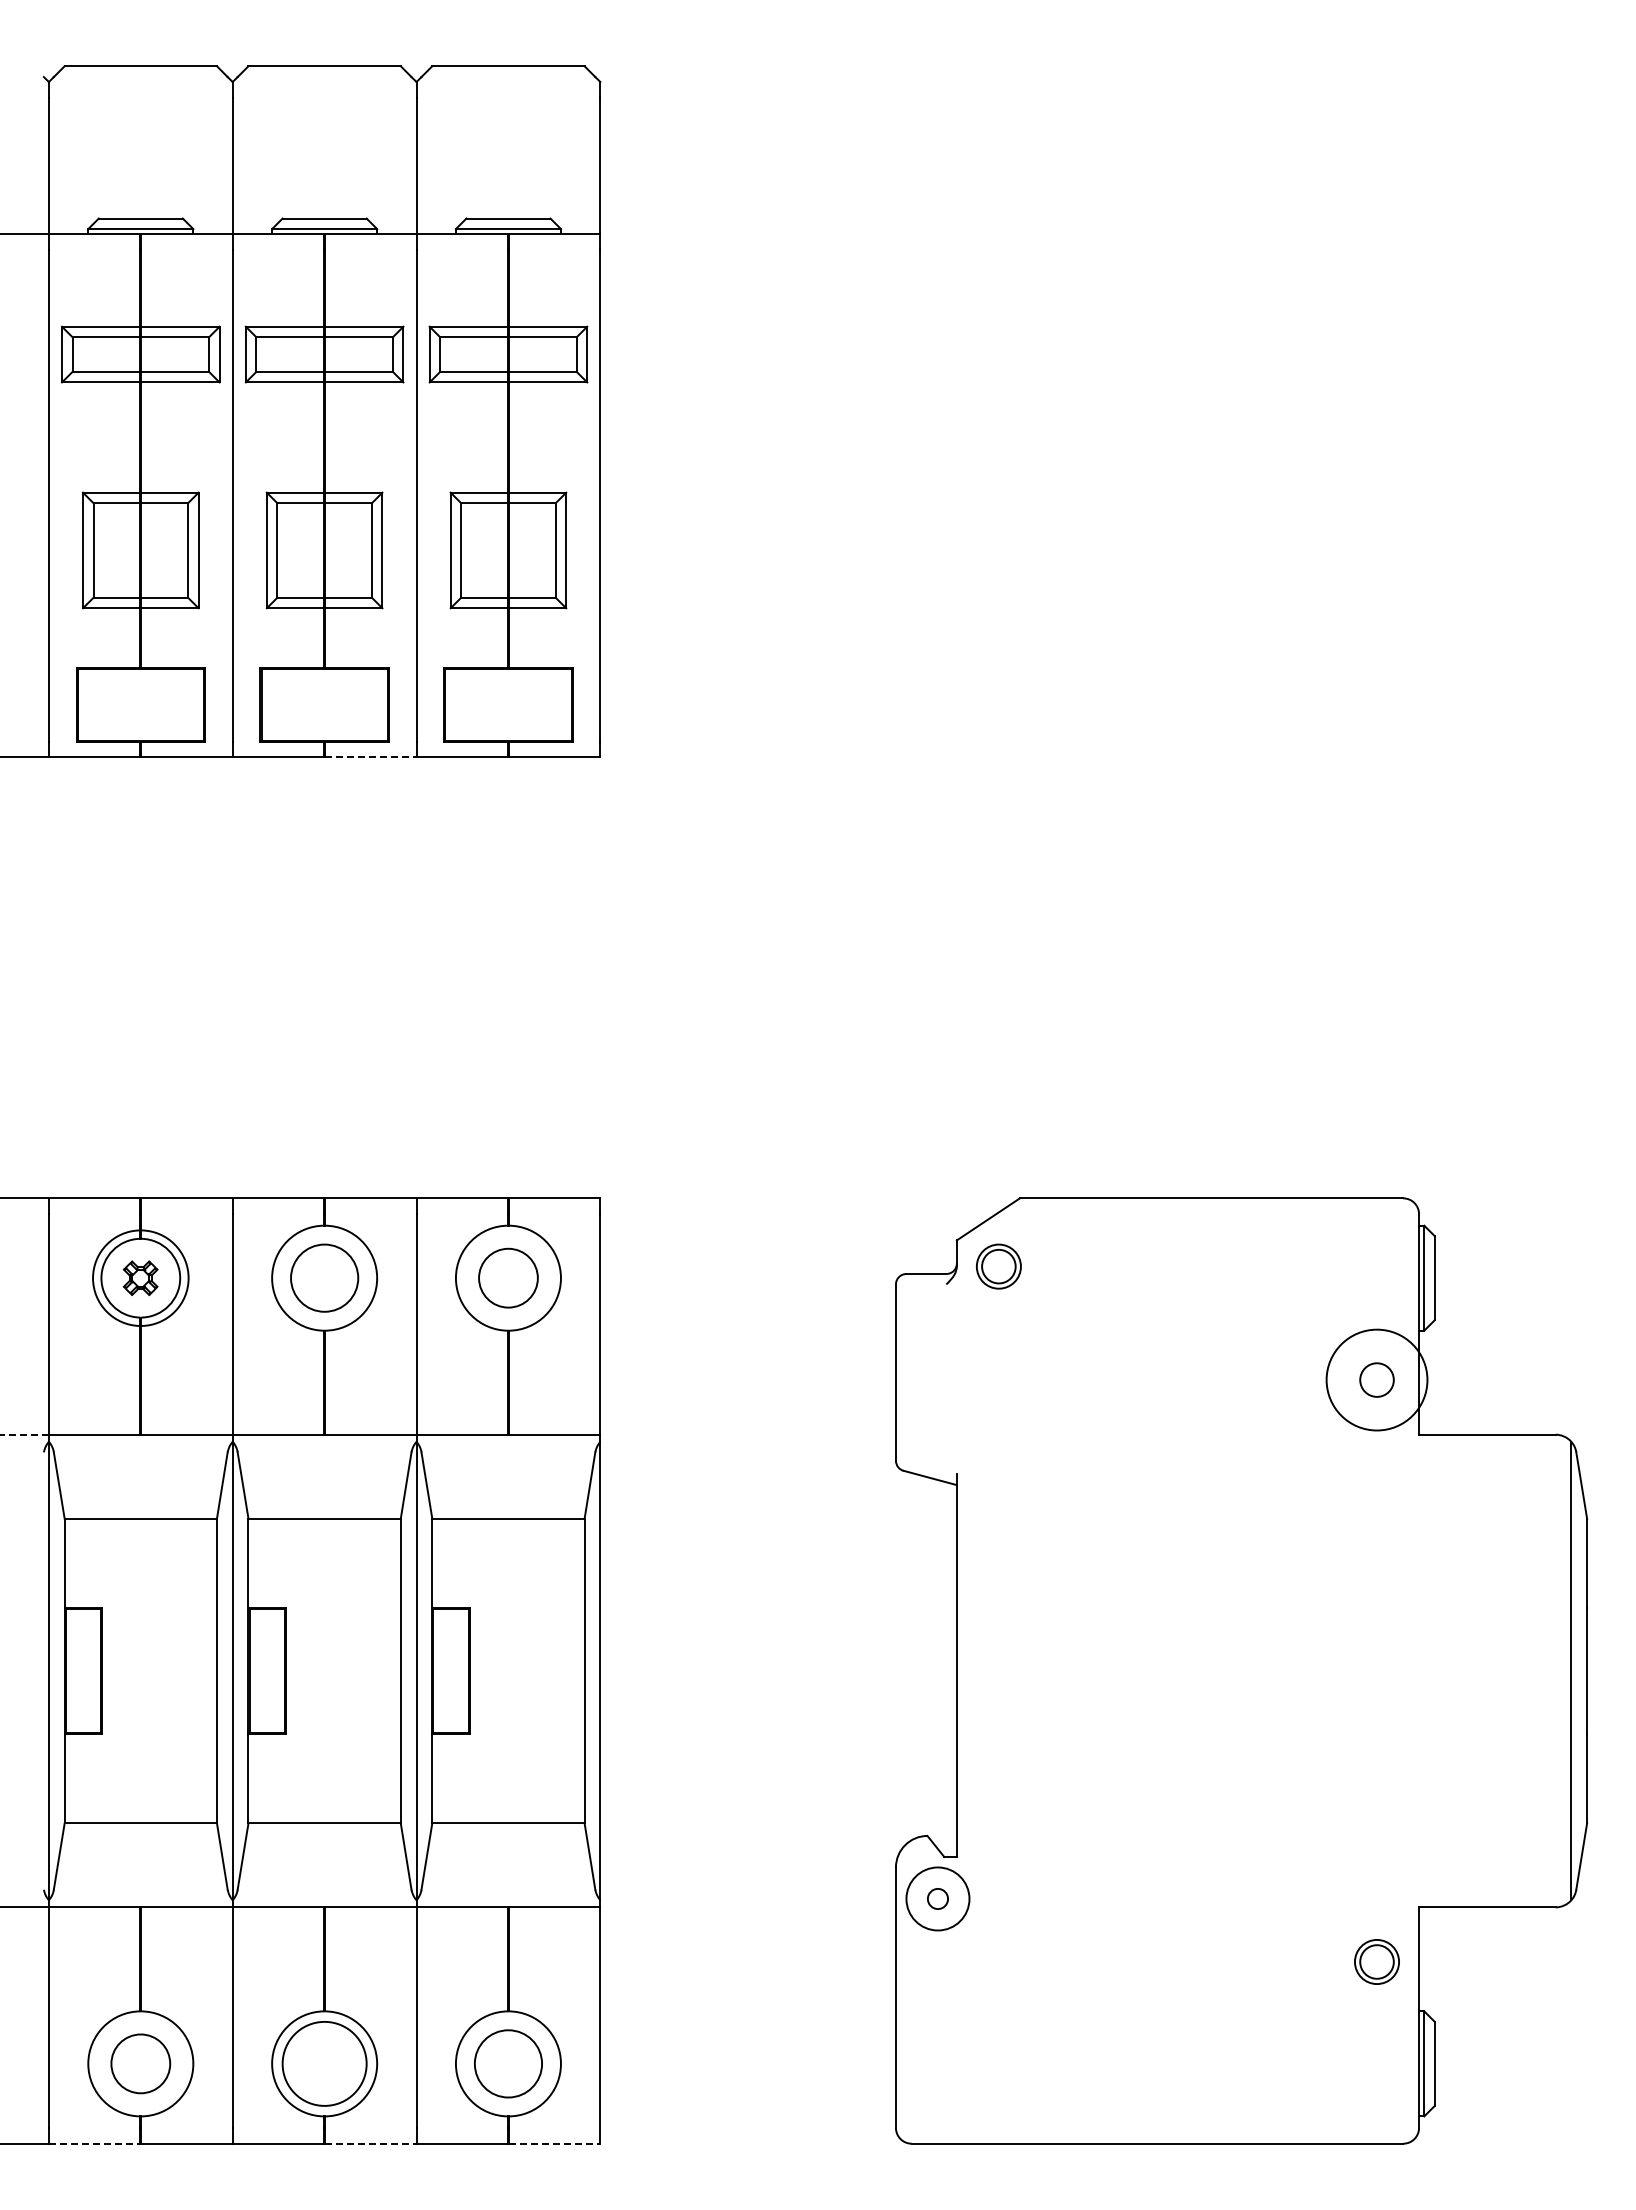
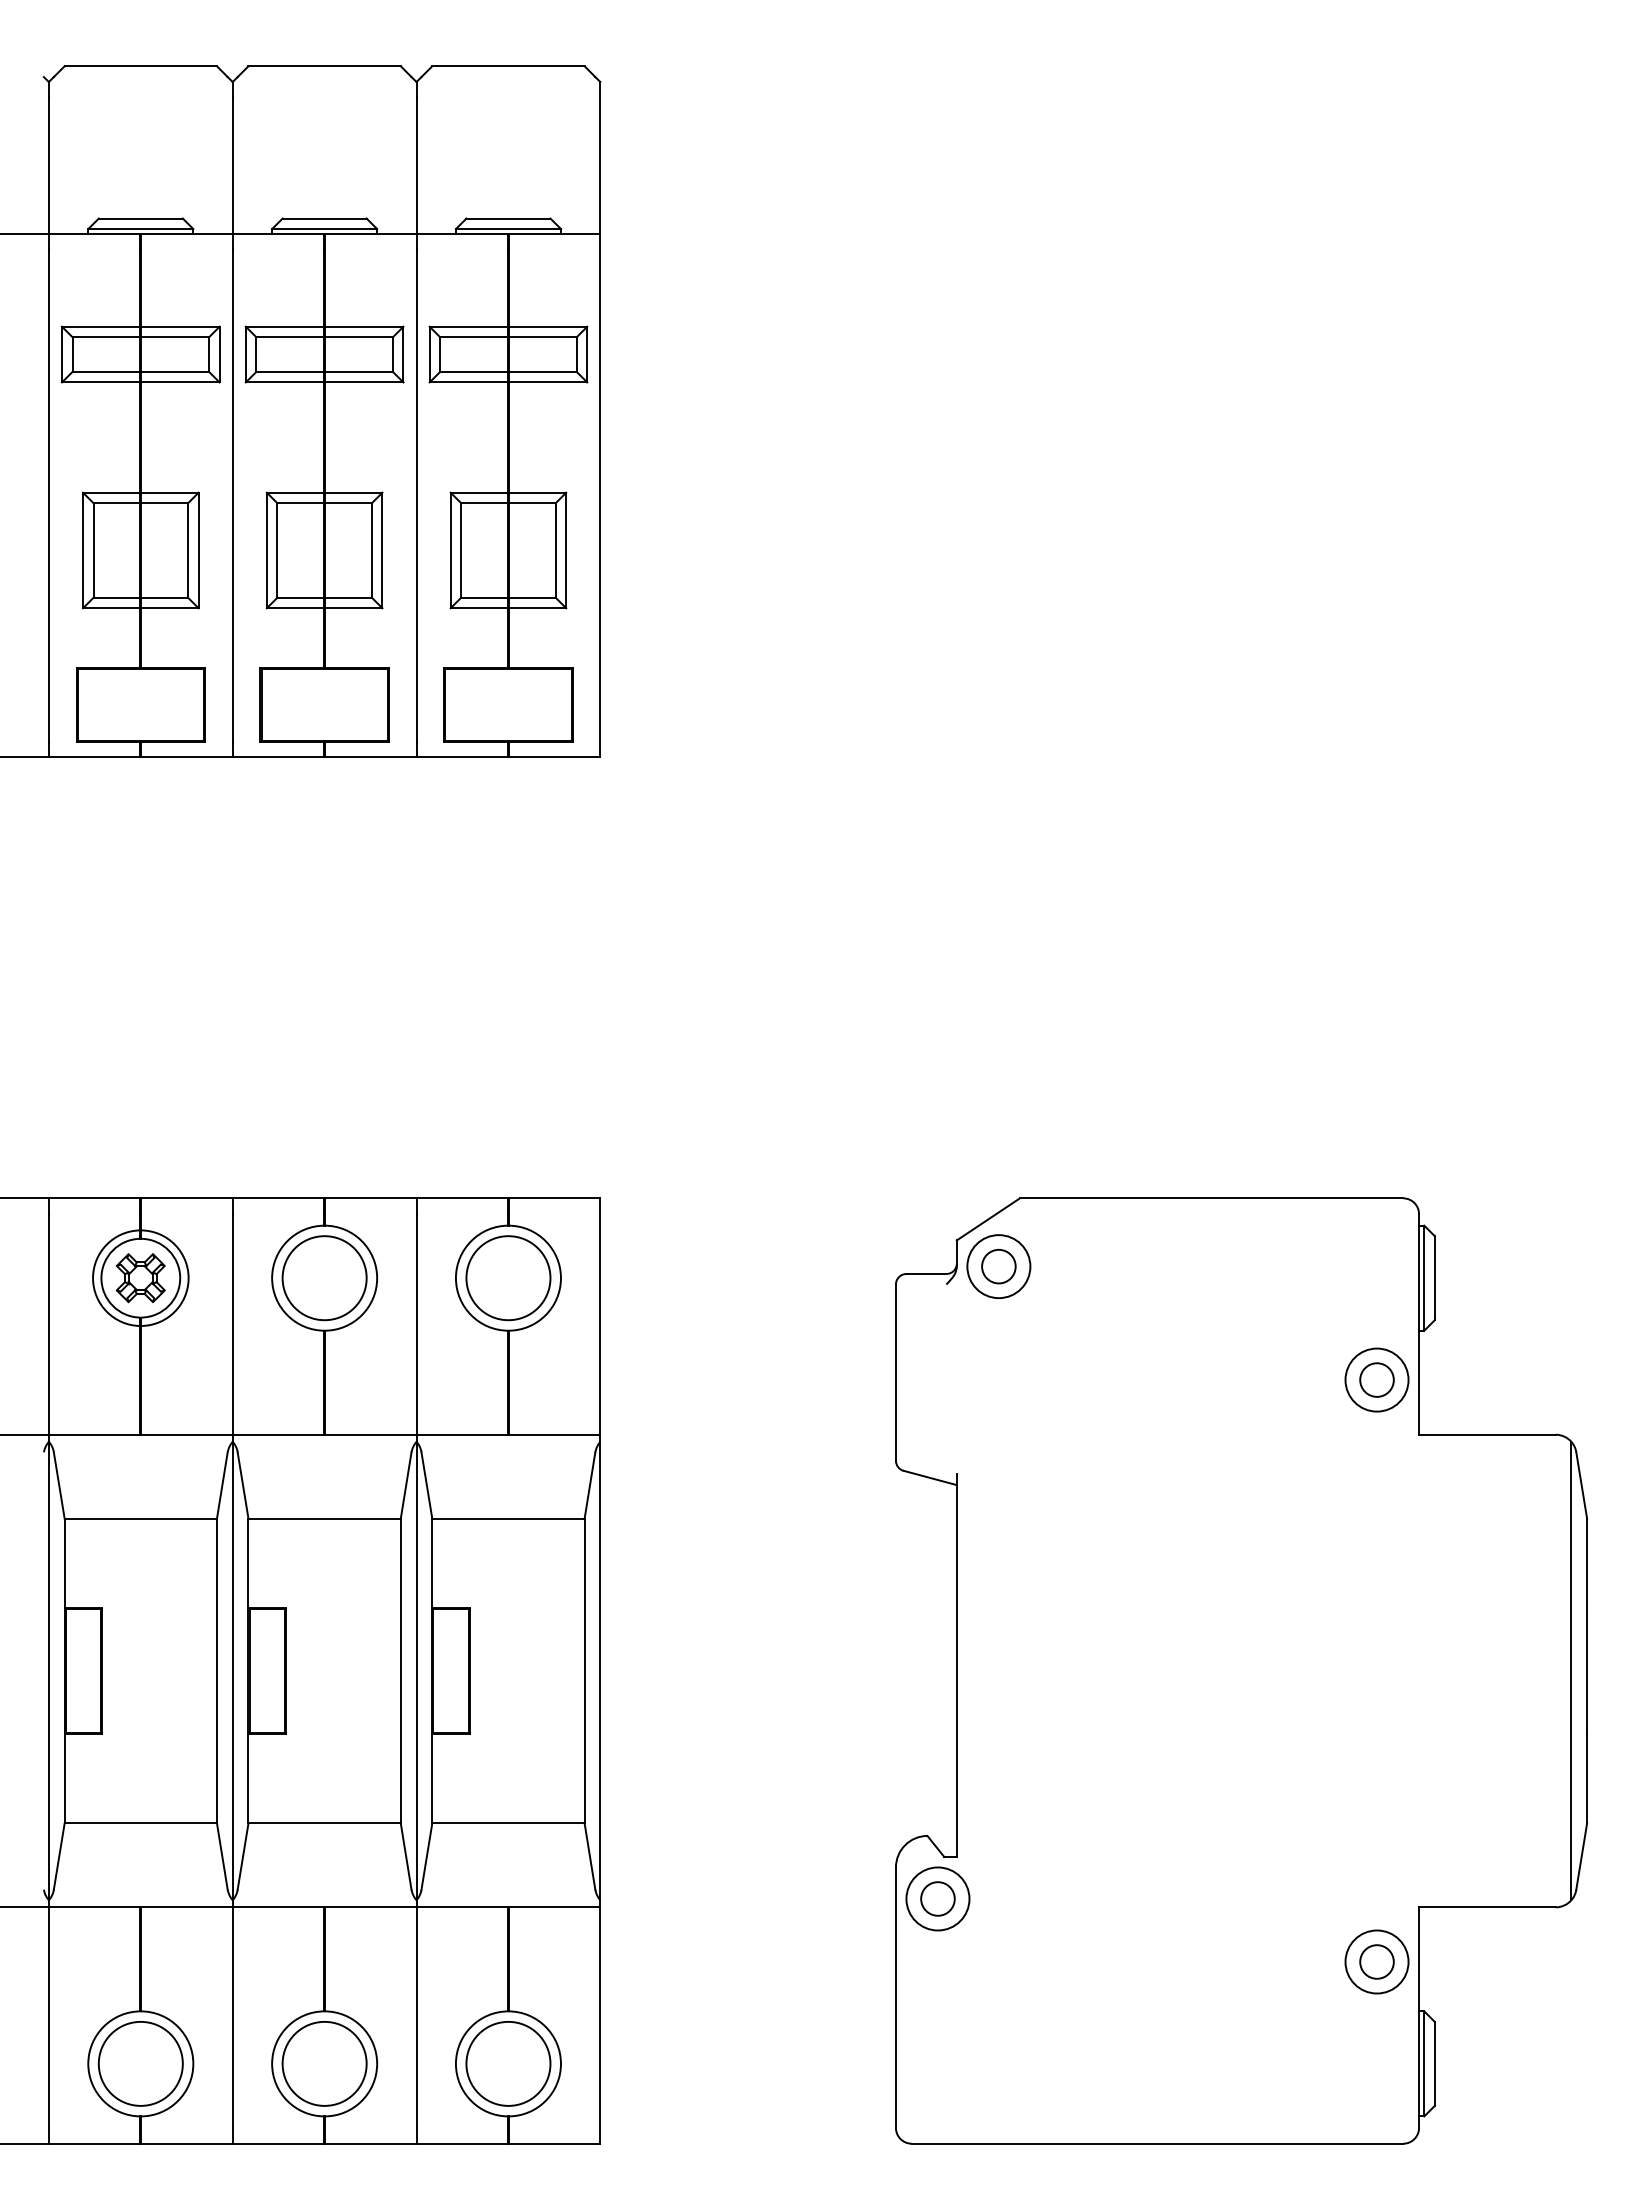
line: dashed -> solid (370, 757)
circle diameter: 44 px -> 63 px (998, 1266)
part size: 37x36 px -> 51x51 px (140, 1278)
circle diameter: 67 px -> 84 px (324, 1278)
circle diameter: 59 px -> 84 px (508, 1278)
circle diameter: 101 px -> 63 px (1376, 1379)
line: dashed -> solid (24, 1434)
circle diameter: 20 px -> 34 px (937, 1898)
circle diameter: 44 px -> 63 px (1376, 1961)
circle diameter: 59 px -> 84 px (140, 2063)
circle diameter: 67 px -> 84 px (508, 2063)
line: dashed -> solid (94, 2143)
line: dashed -> solid (370, 2143)
line: dashed -> solid (554, 2143)
